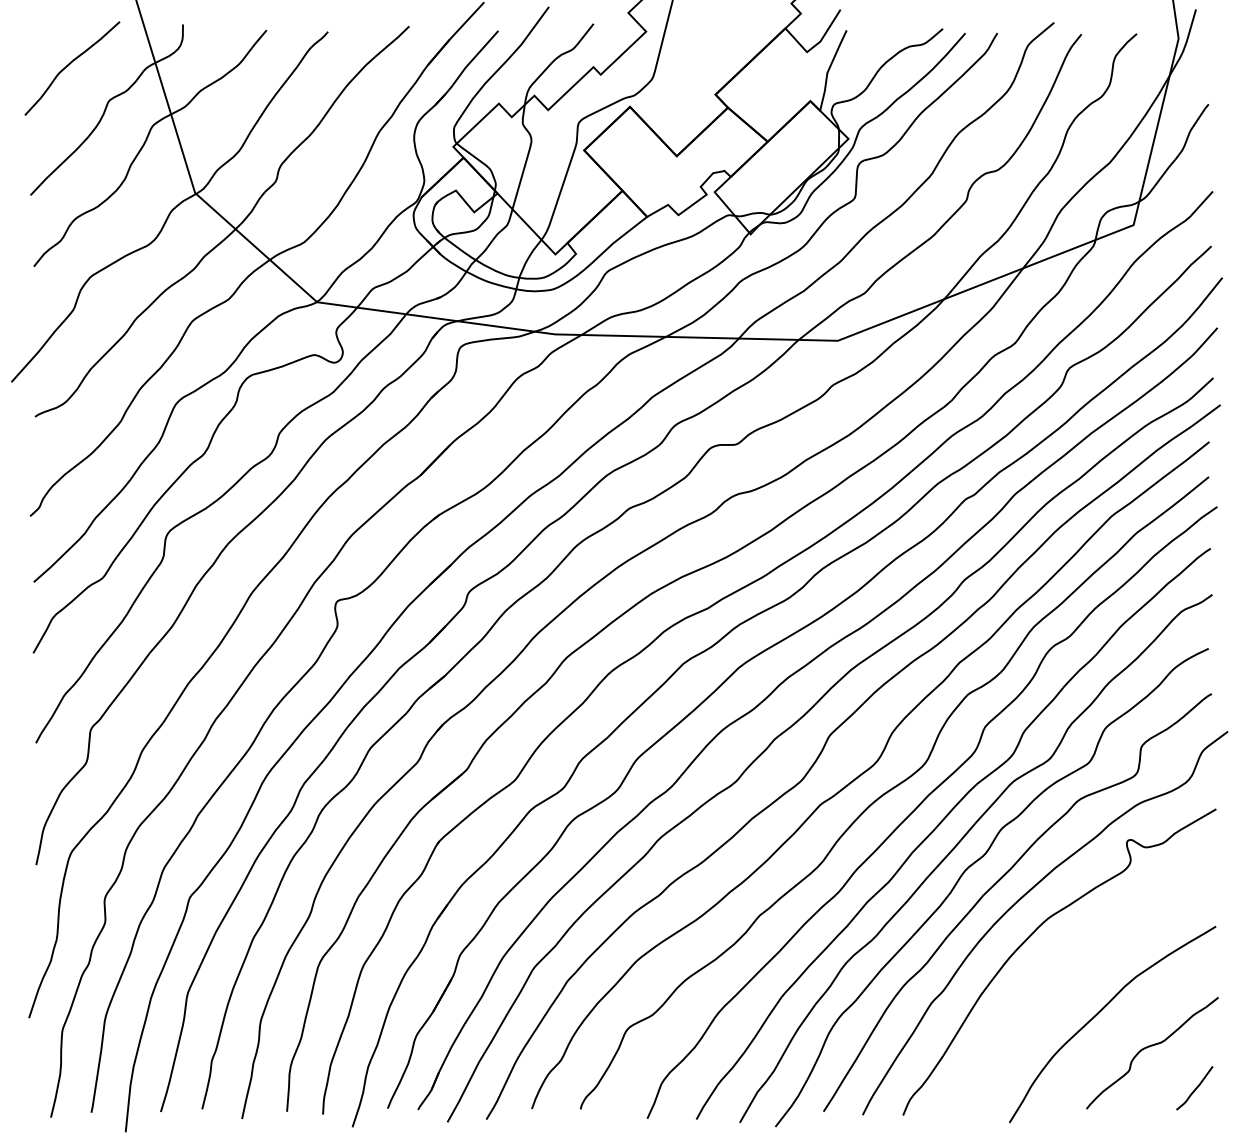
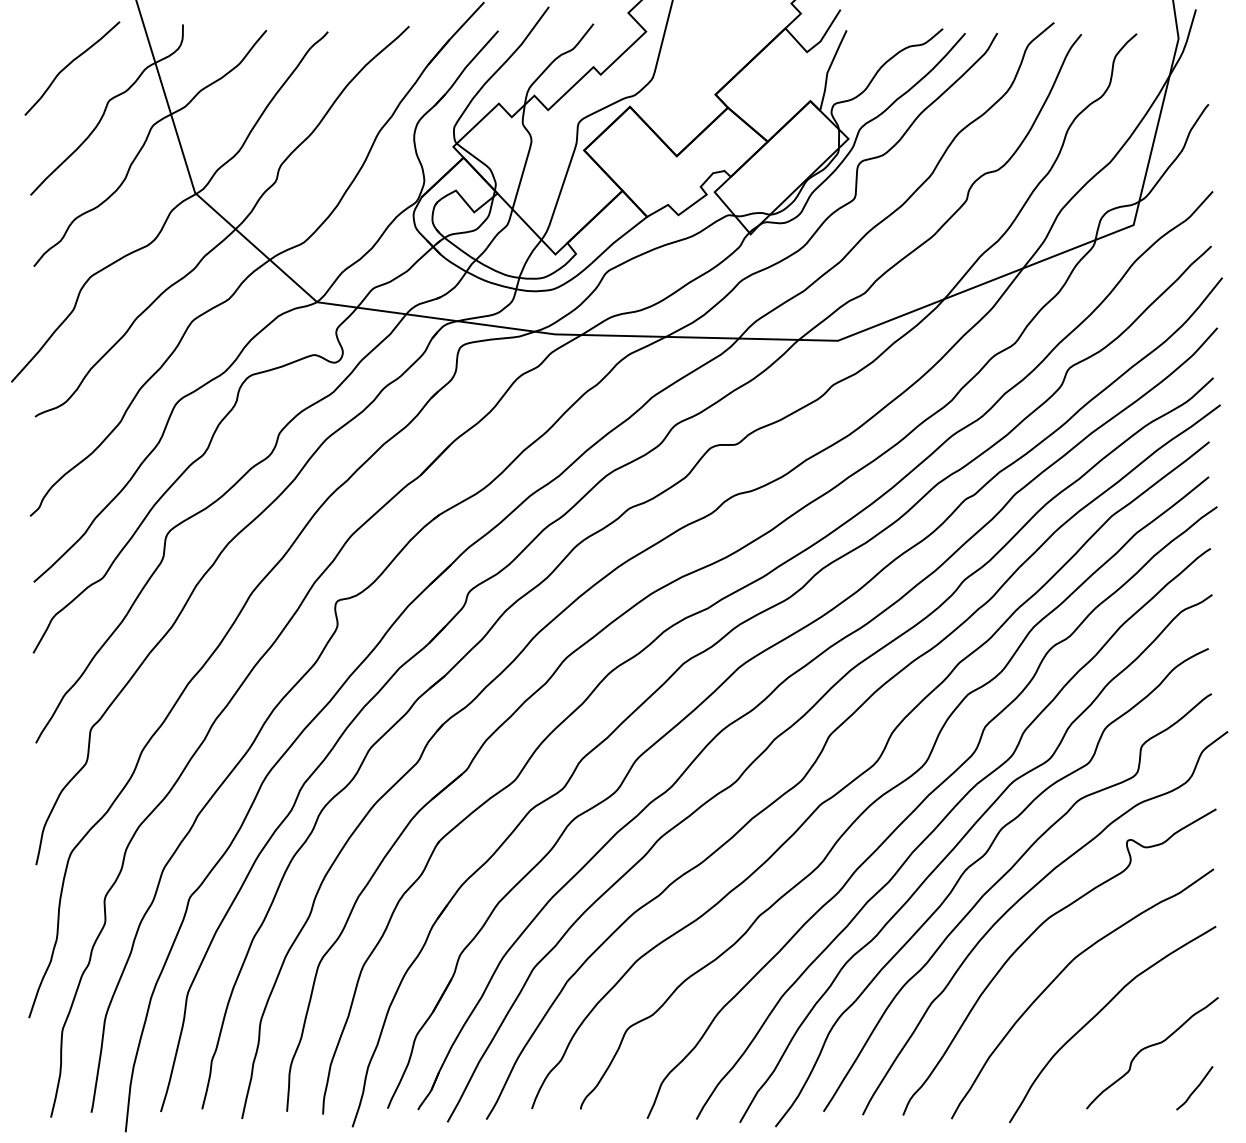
curve: none -> present (1062, 972)
